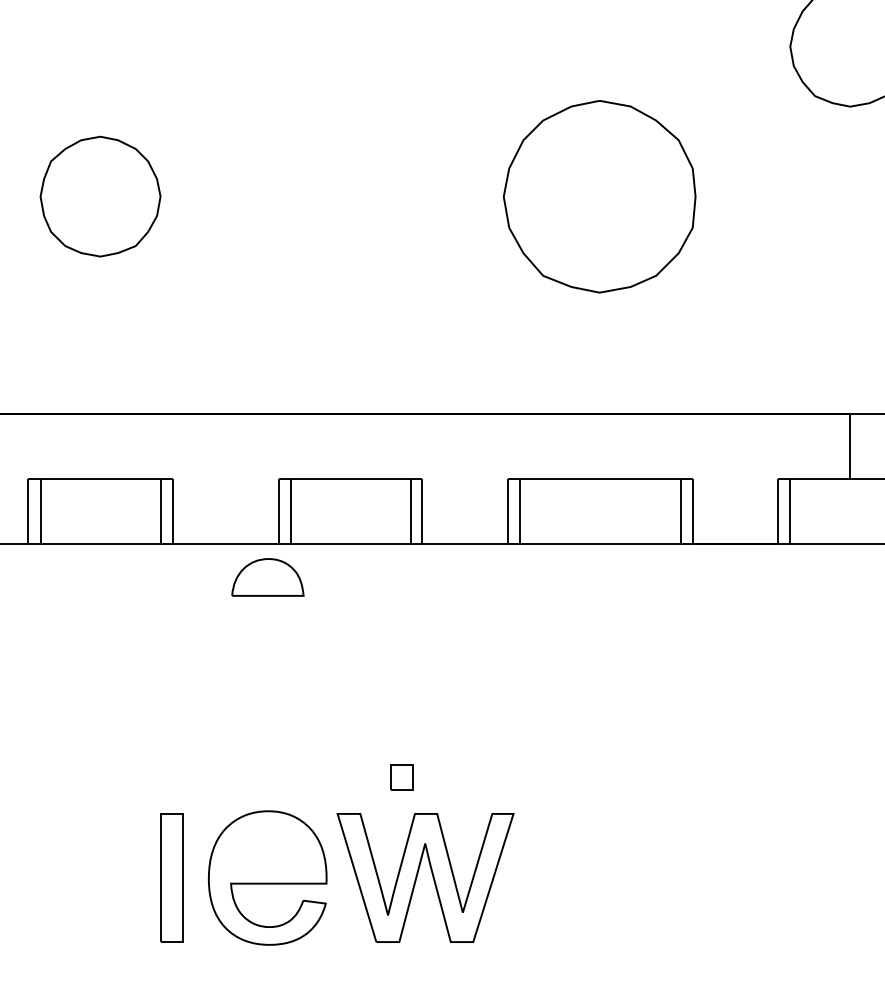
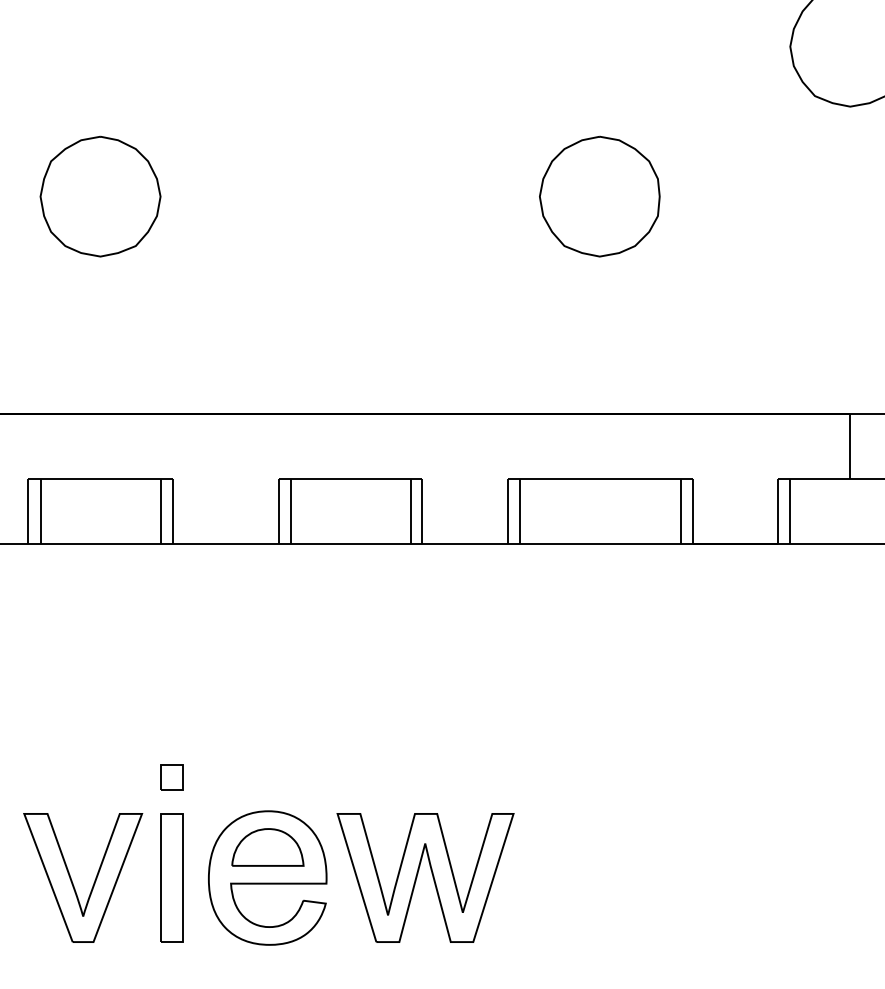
part size: 195x194 px -> 122x123 px (599, 196)
part position: (267, 577) -> (267, 847) (267, 847)
part position: (401, 777) -> (171, 777) (171, 777)
part: none -> present (93, 882)
